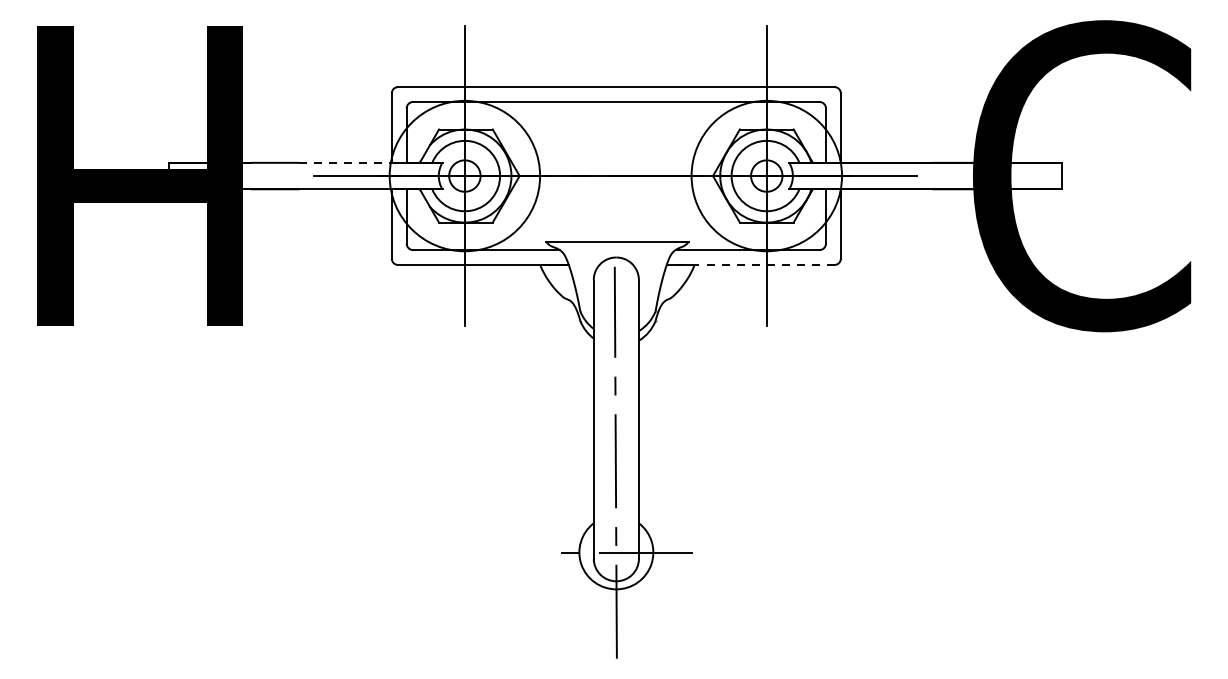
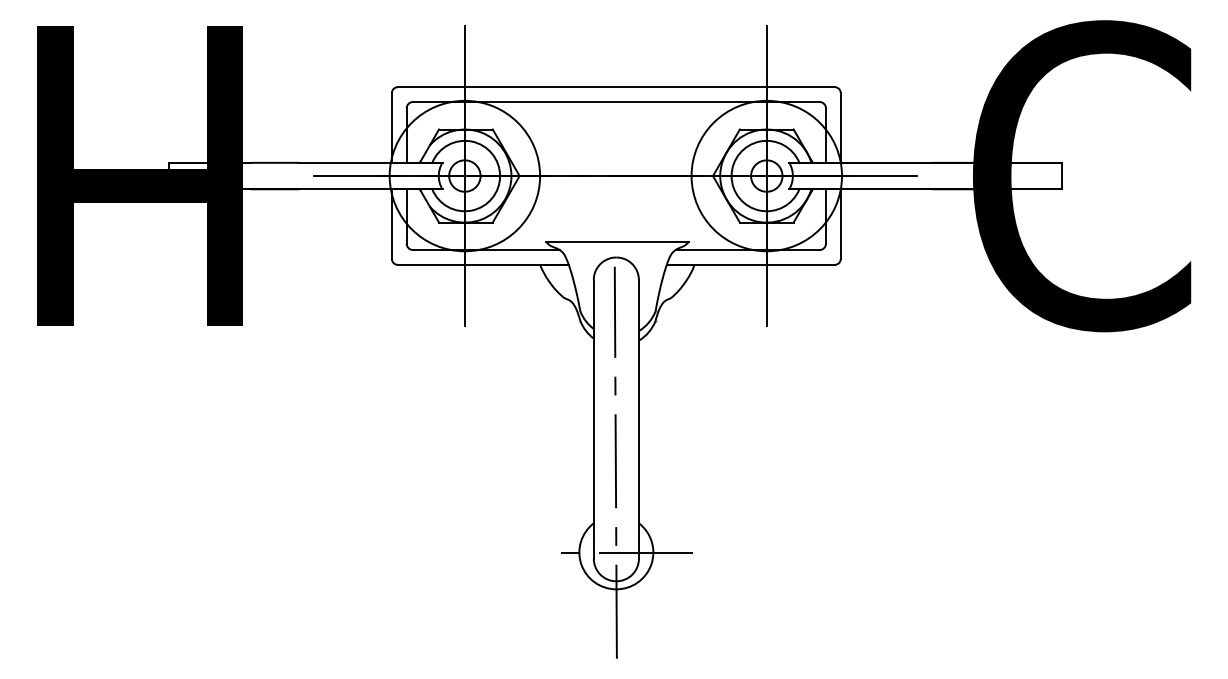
line: dashed -> solid (346, 162)
line: dashed -> solid (750, 264)
